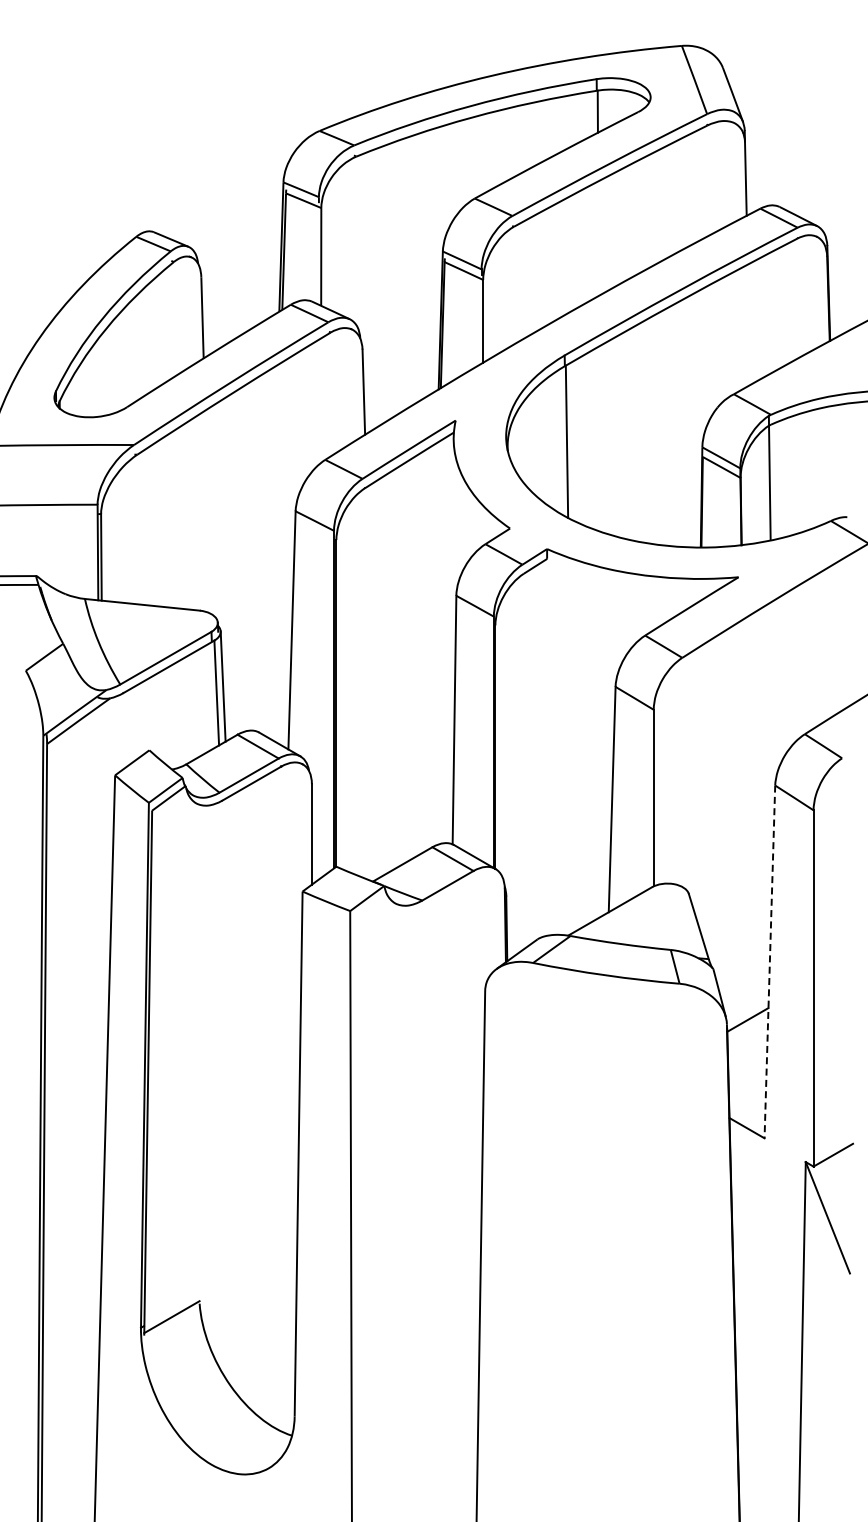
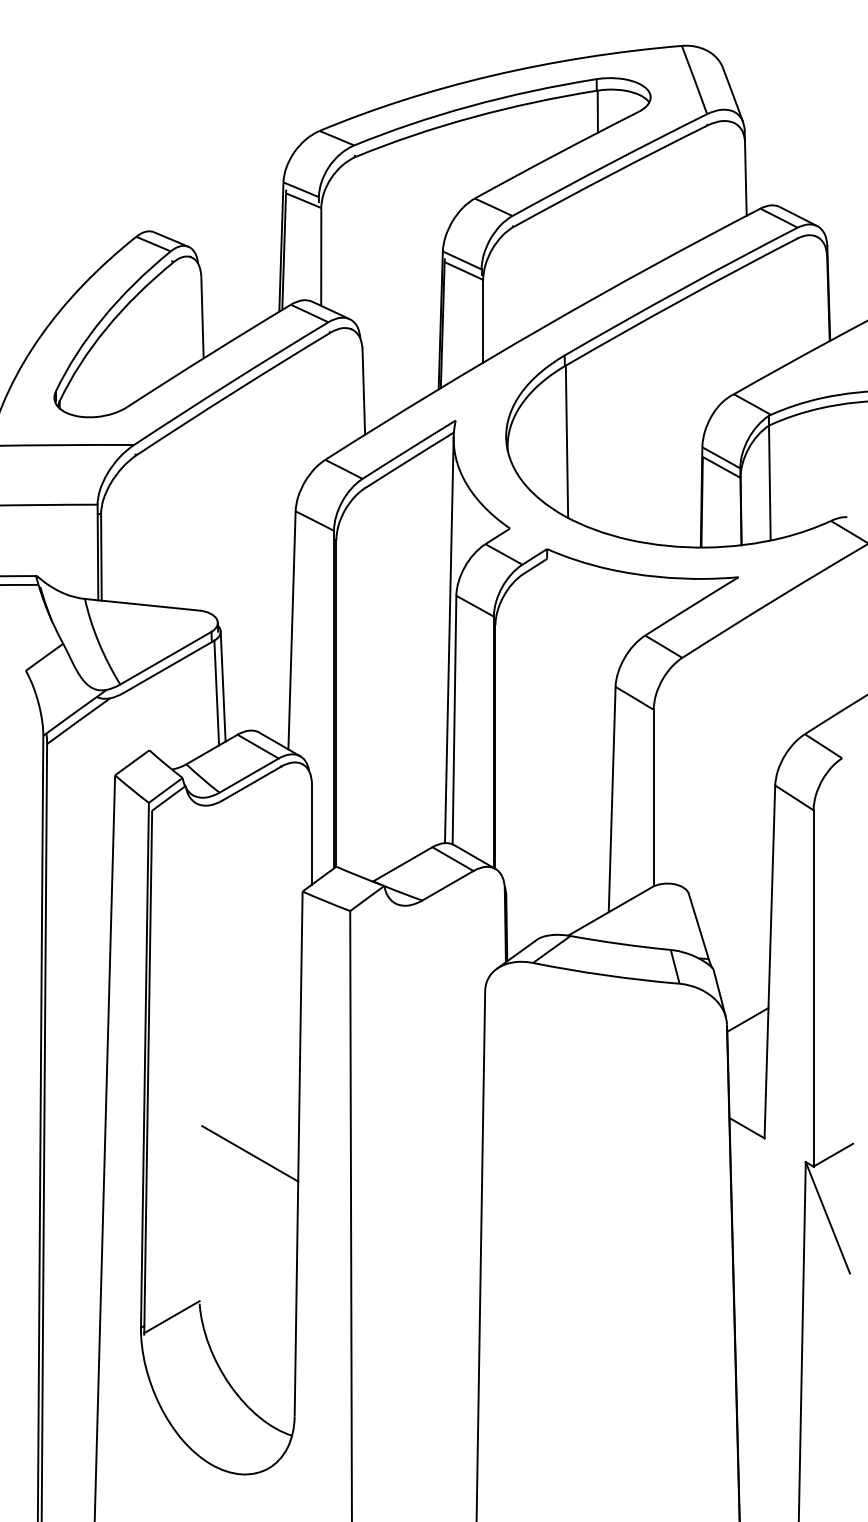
line: none -> present (448, 640)
line: dashed -> solid (769, 962)
line: none -> present (250, 1153)
